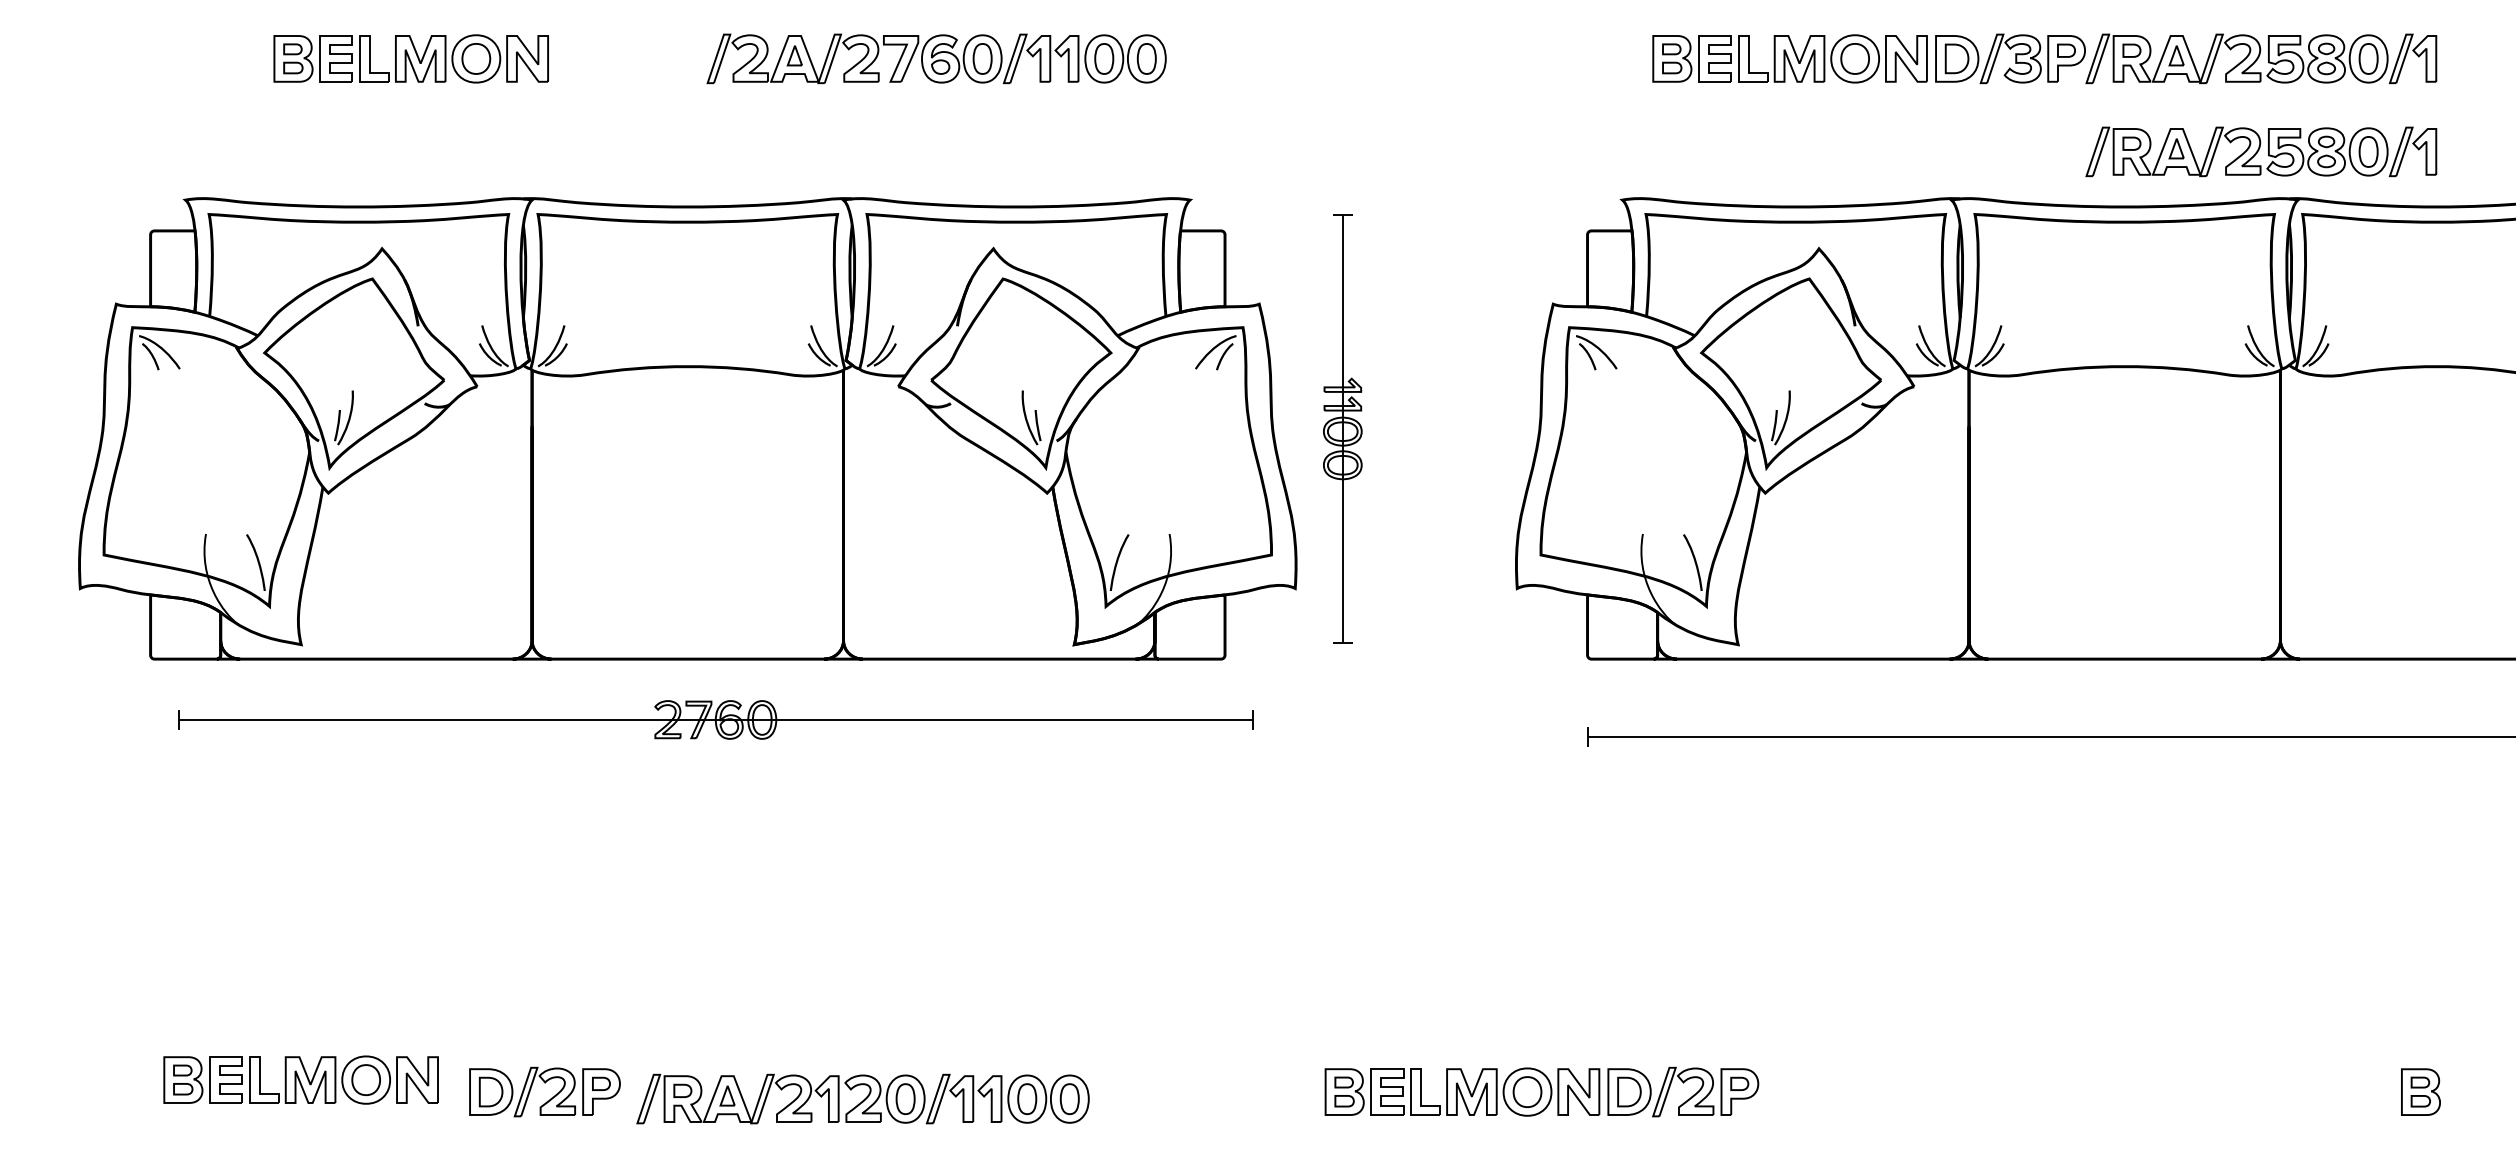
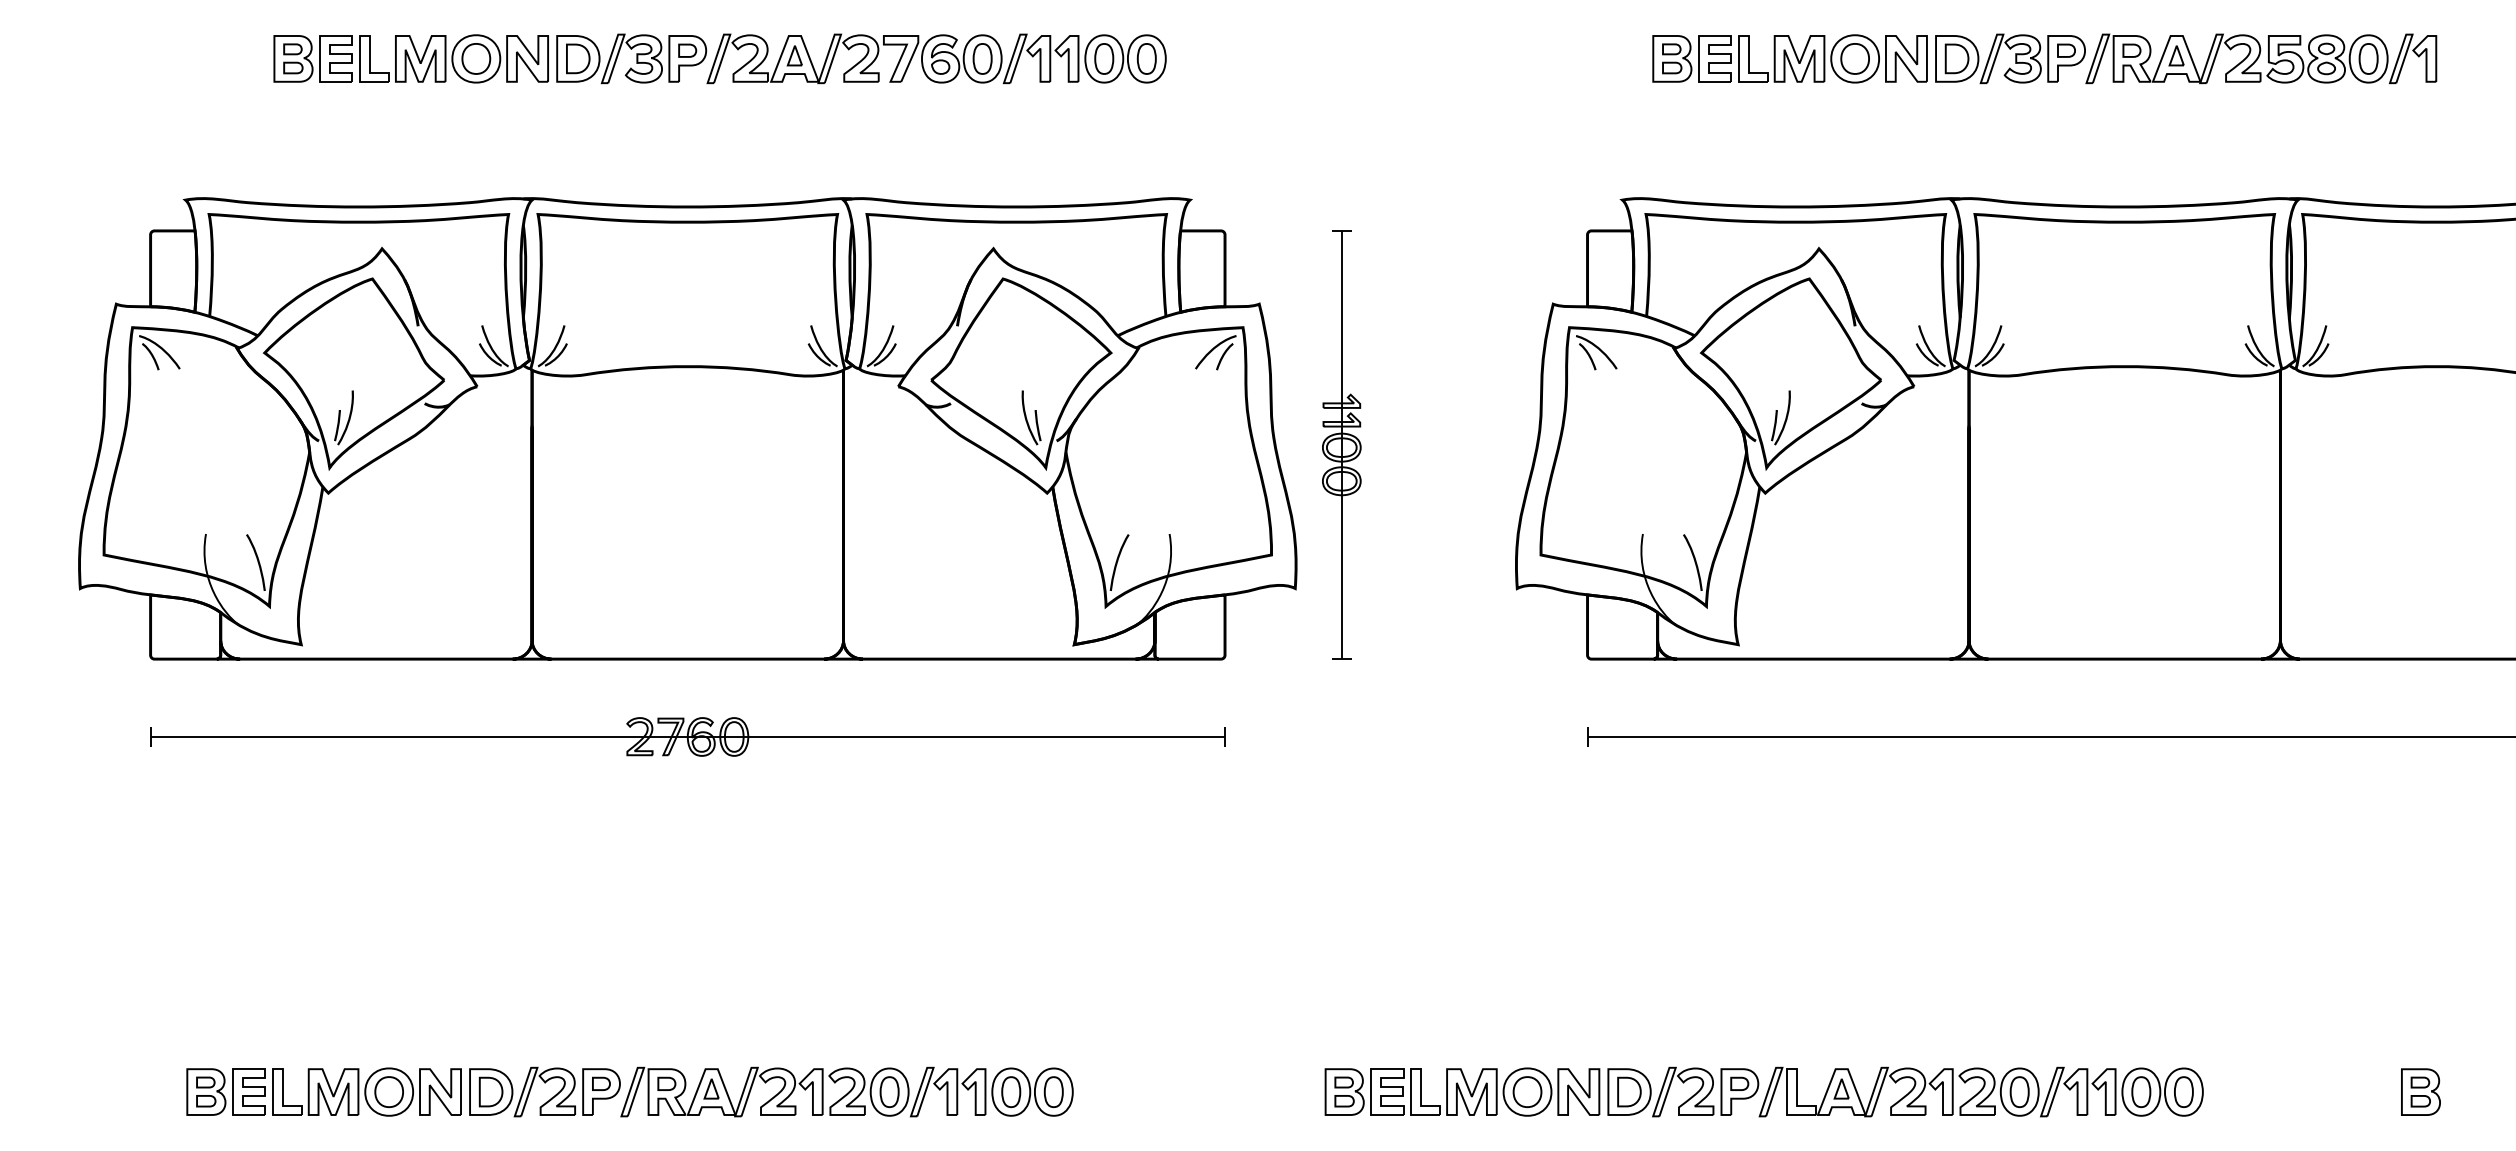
part: none -> present (631, 58)
part: present -> none (2261, 151)
part position: (1342, 428) -> (1341, 444) (1341, 444)
part position: (715, 719) -> (687, 736) (687, 736)
part position: (300, 1079) -> (323, 1091) (323, 1091)
part: none -> present (1980, 1091)
part position: (862, 1098) -> (846, 1091) (846, 1091)
